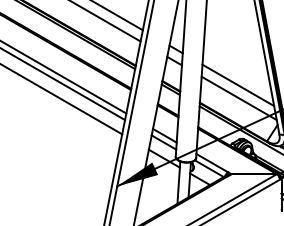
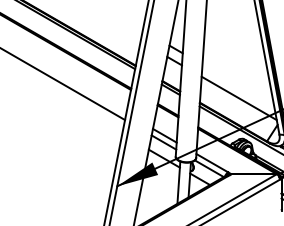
line: present -> none (118, 16)
line: present -> none (106, 21)
line: present -> none (64, 77)
line: present -> none (238, 85)
line: present -> none (62, 99)
